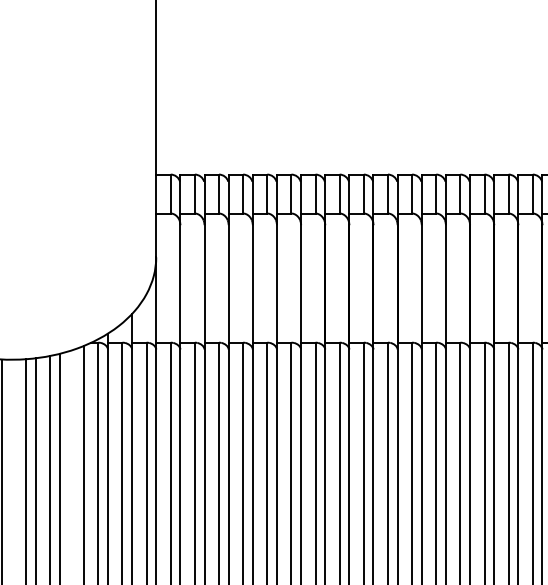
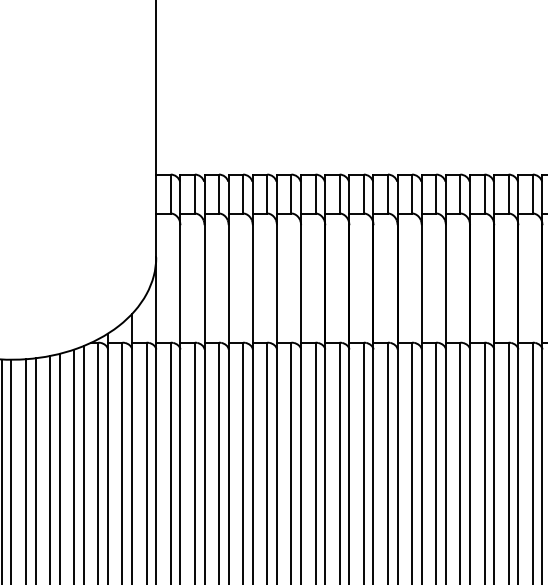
line: none -> present (74, 465)
line: none -> present (11, 470)
